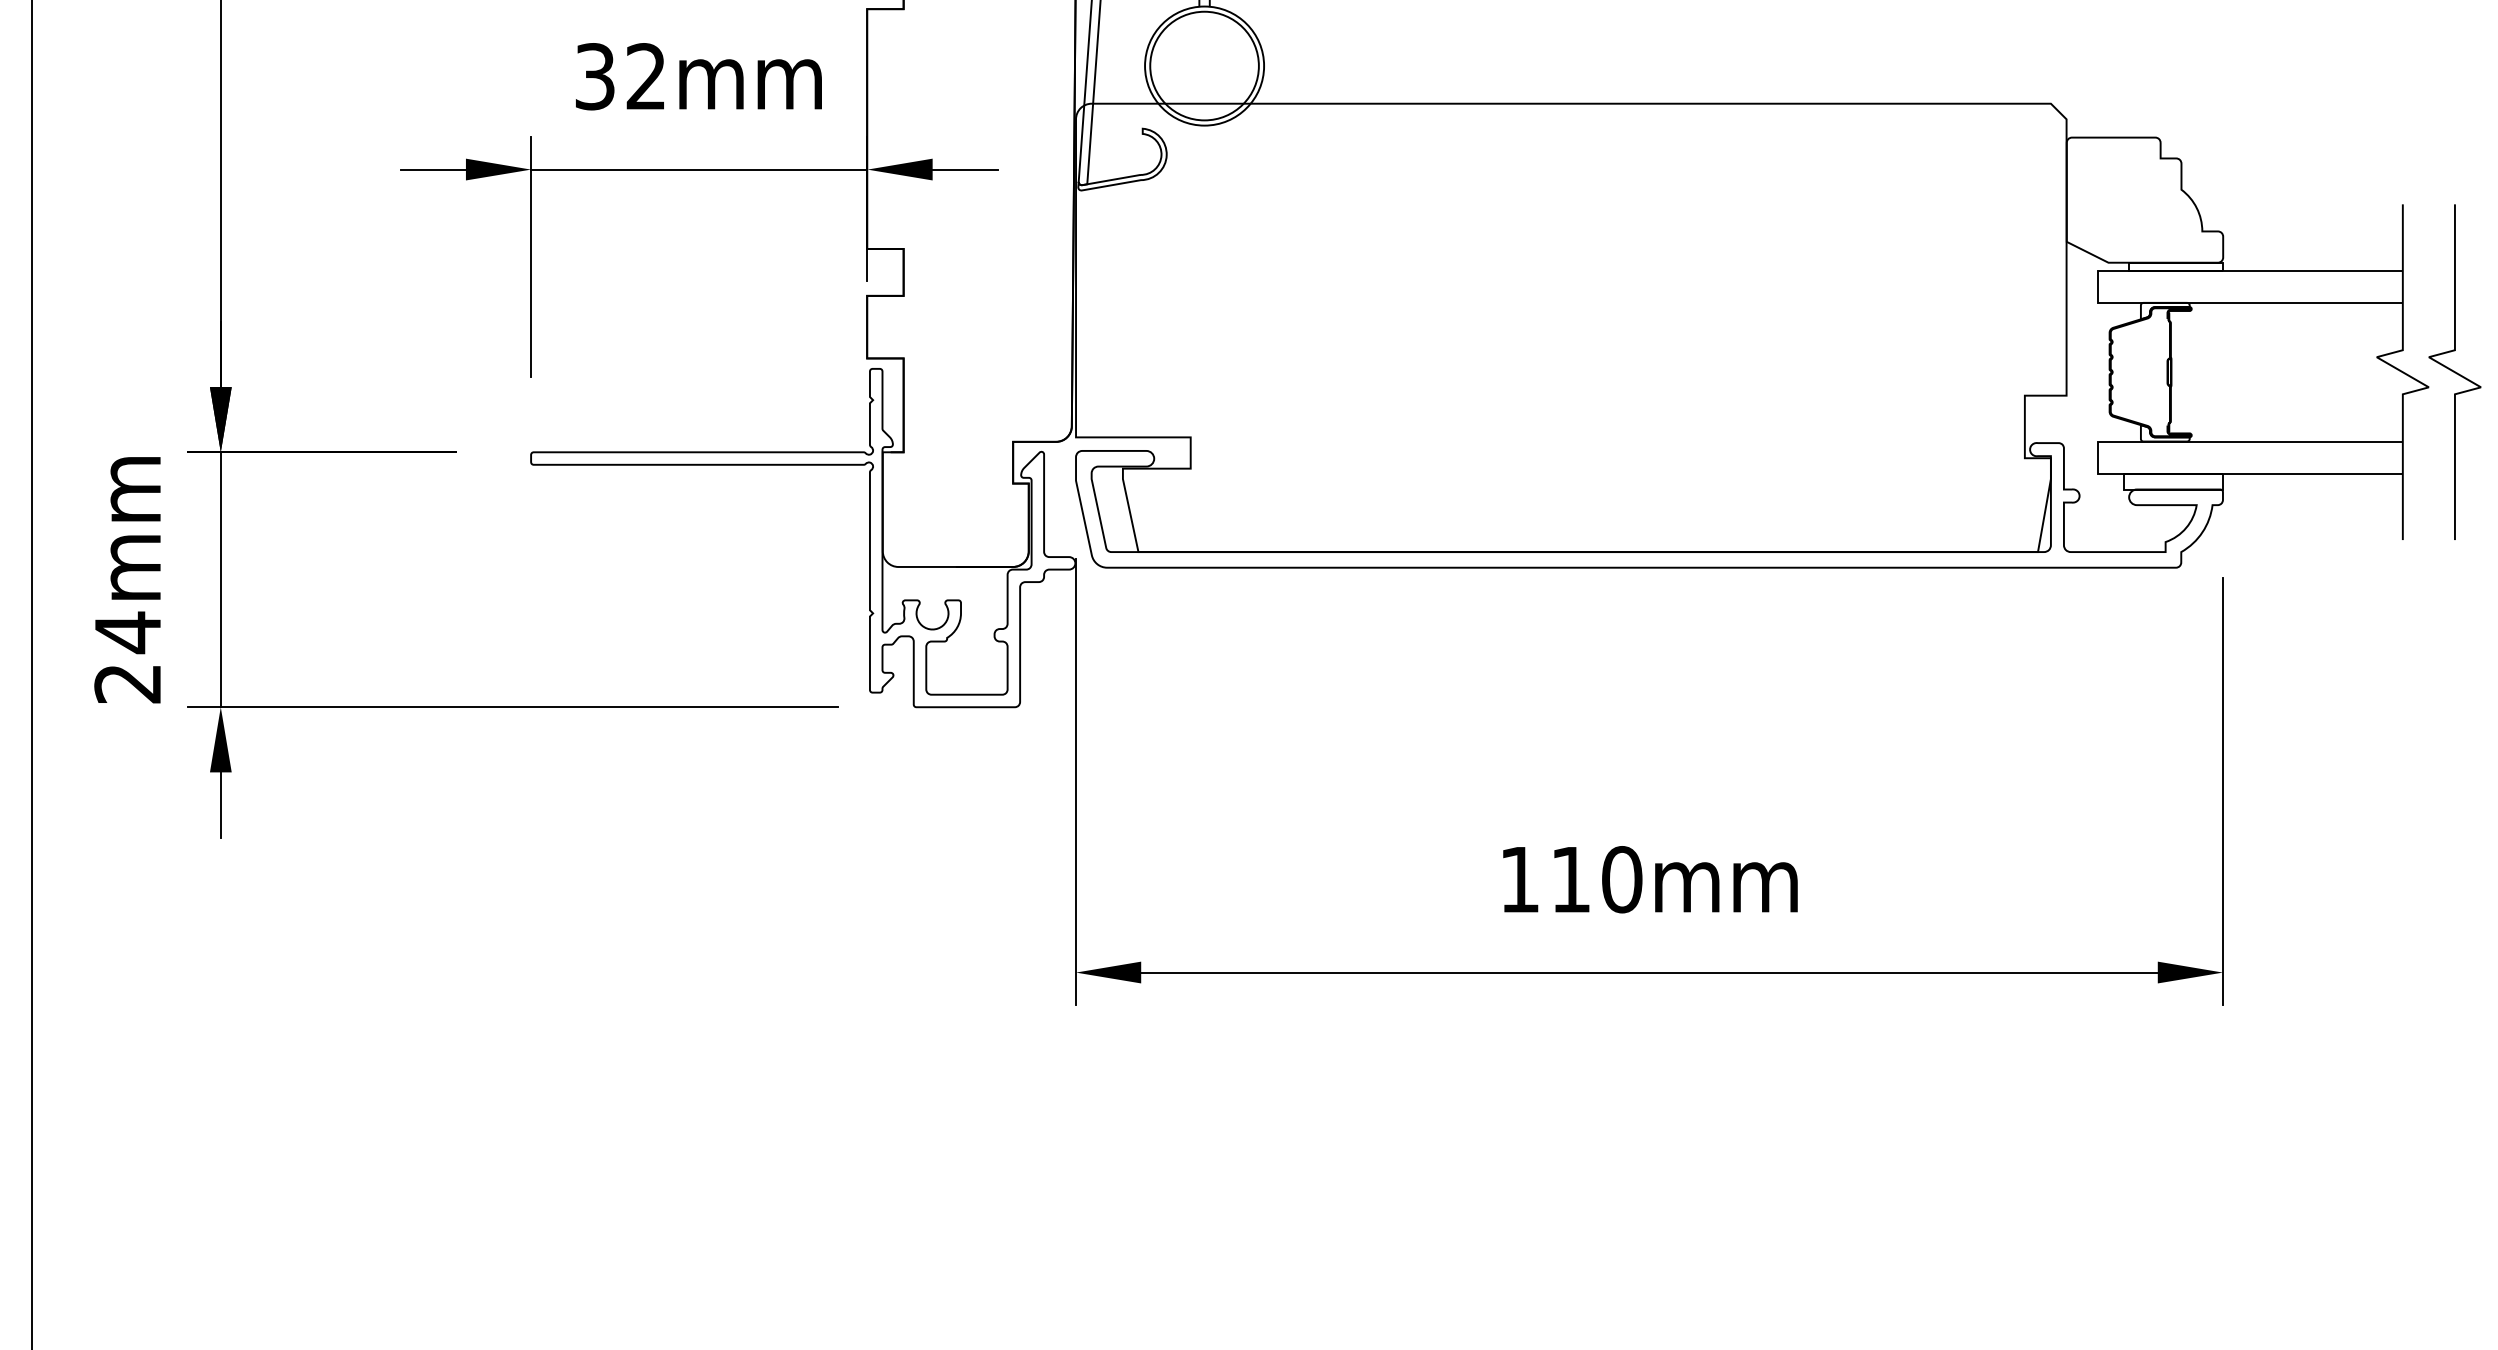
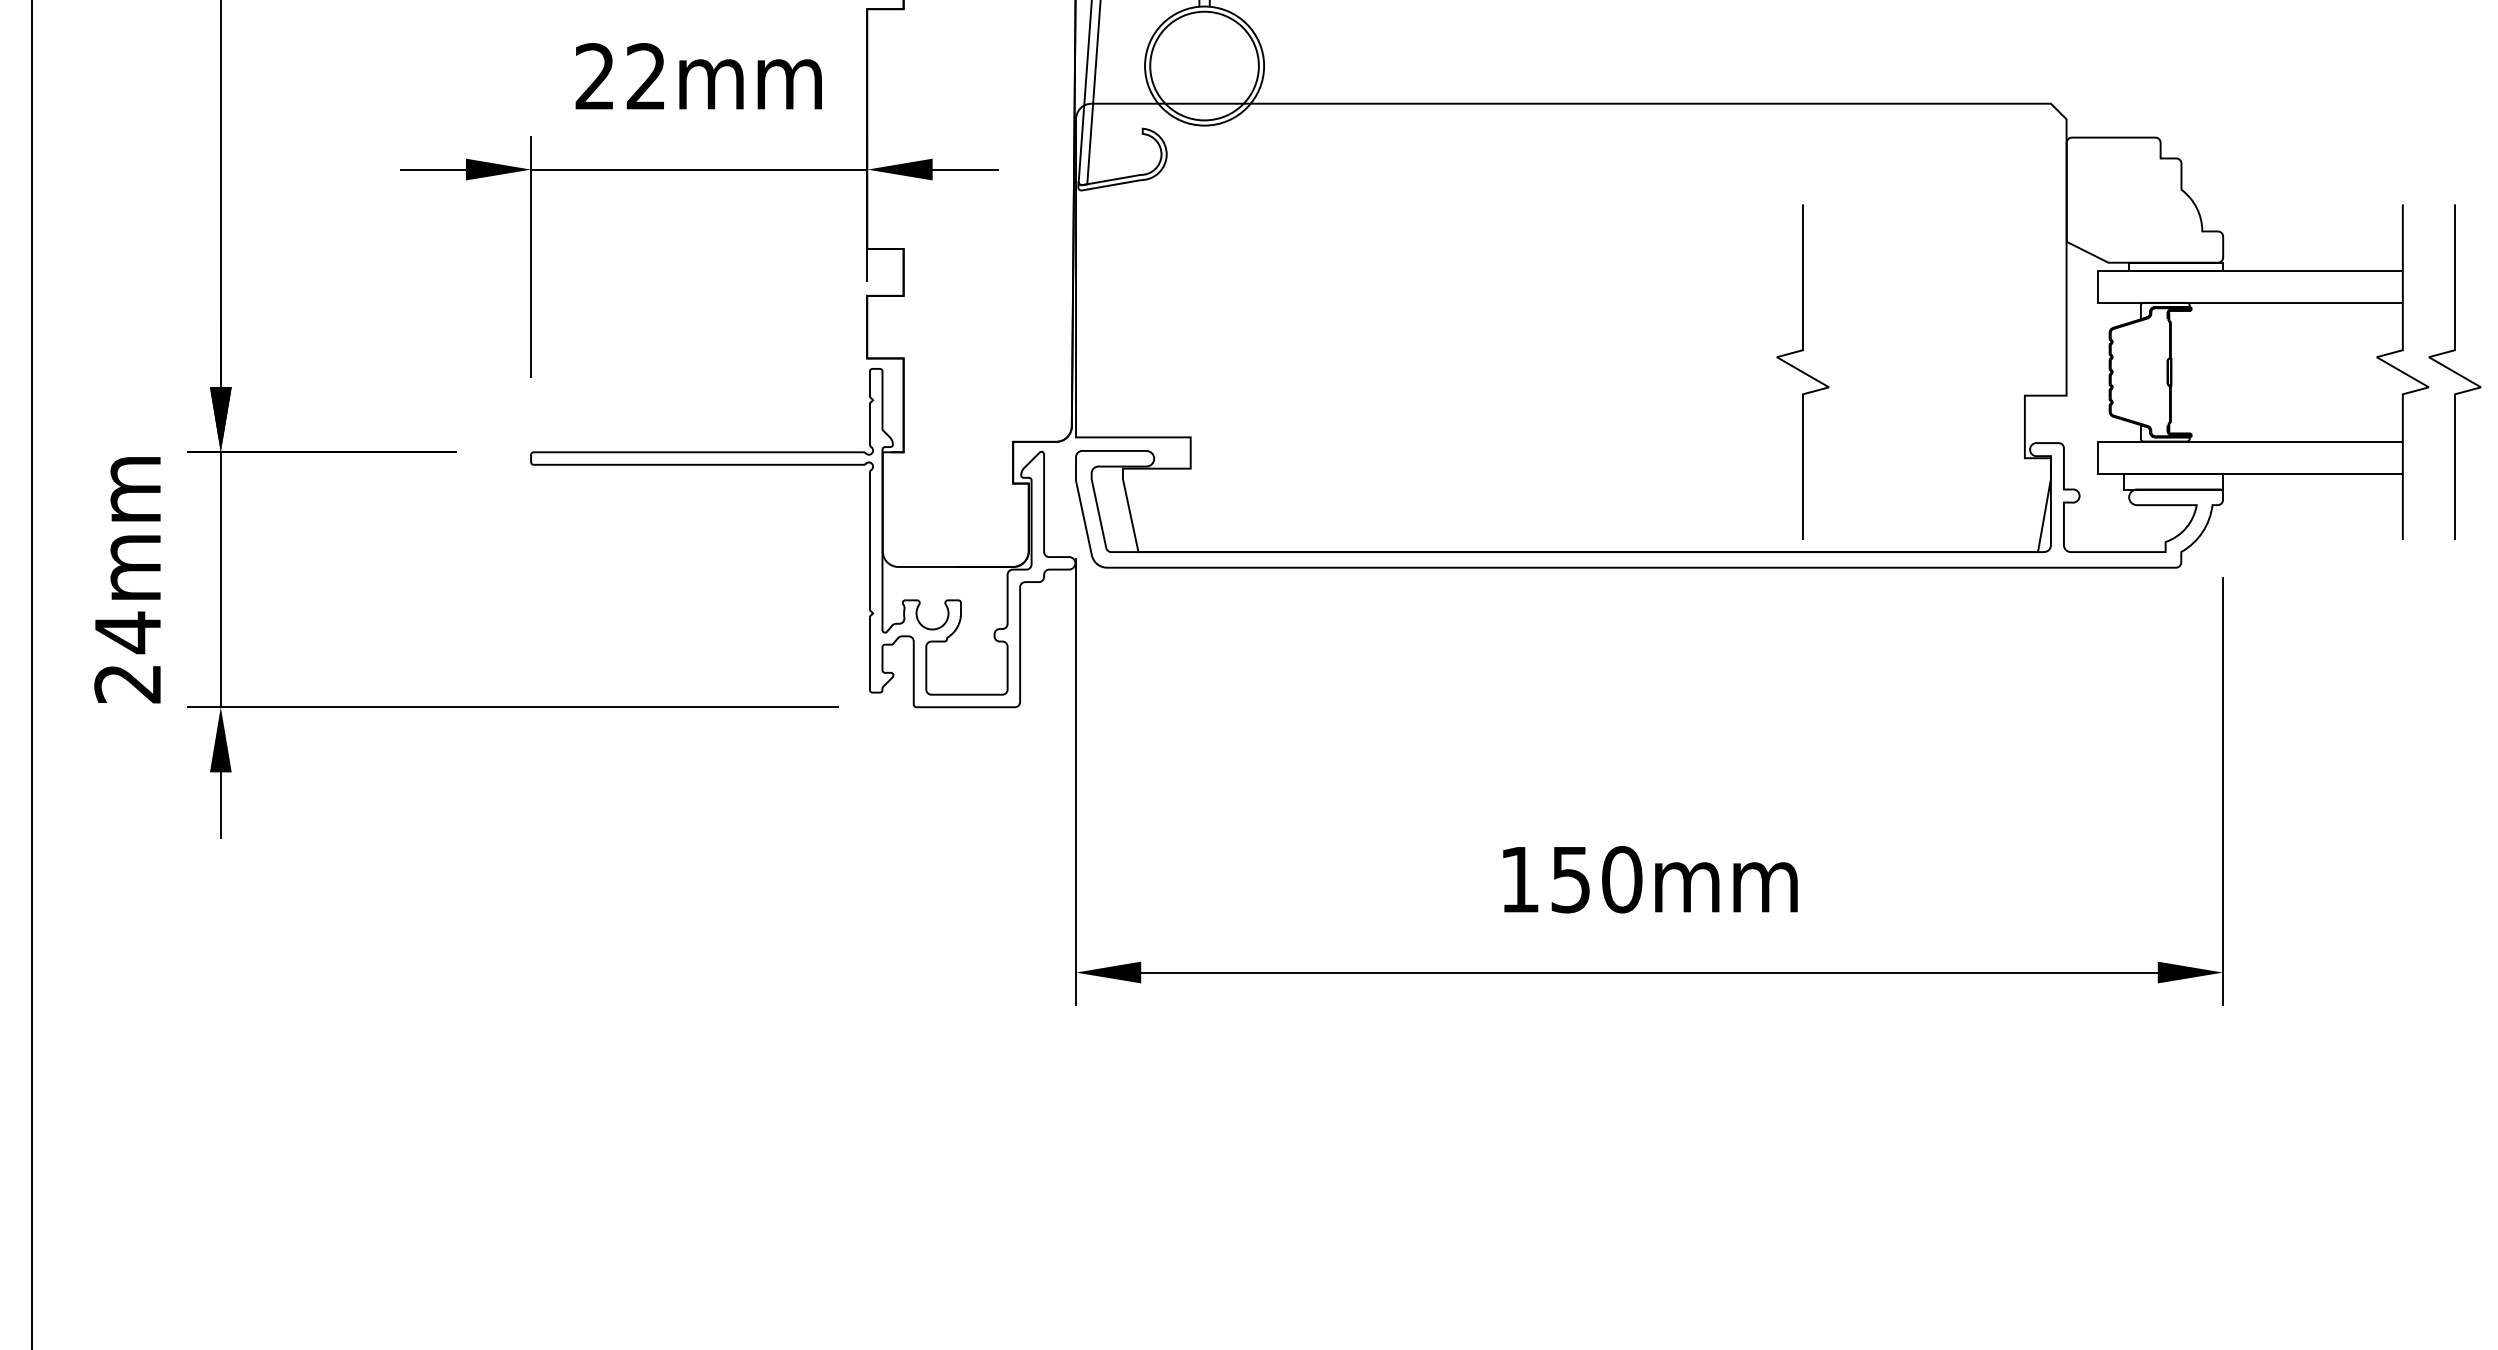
text: 32mm -> 22mm (594, 76)
curve: none -> present (1802, 371)
text: 110mm -> 150mm (1570, 880)
